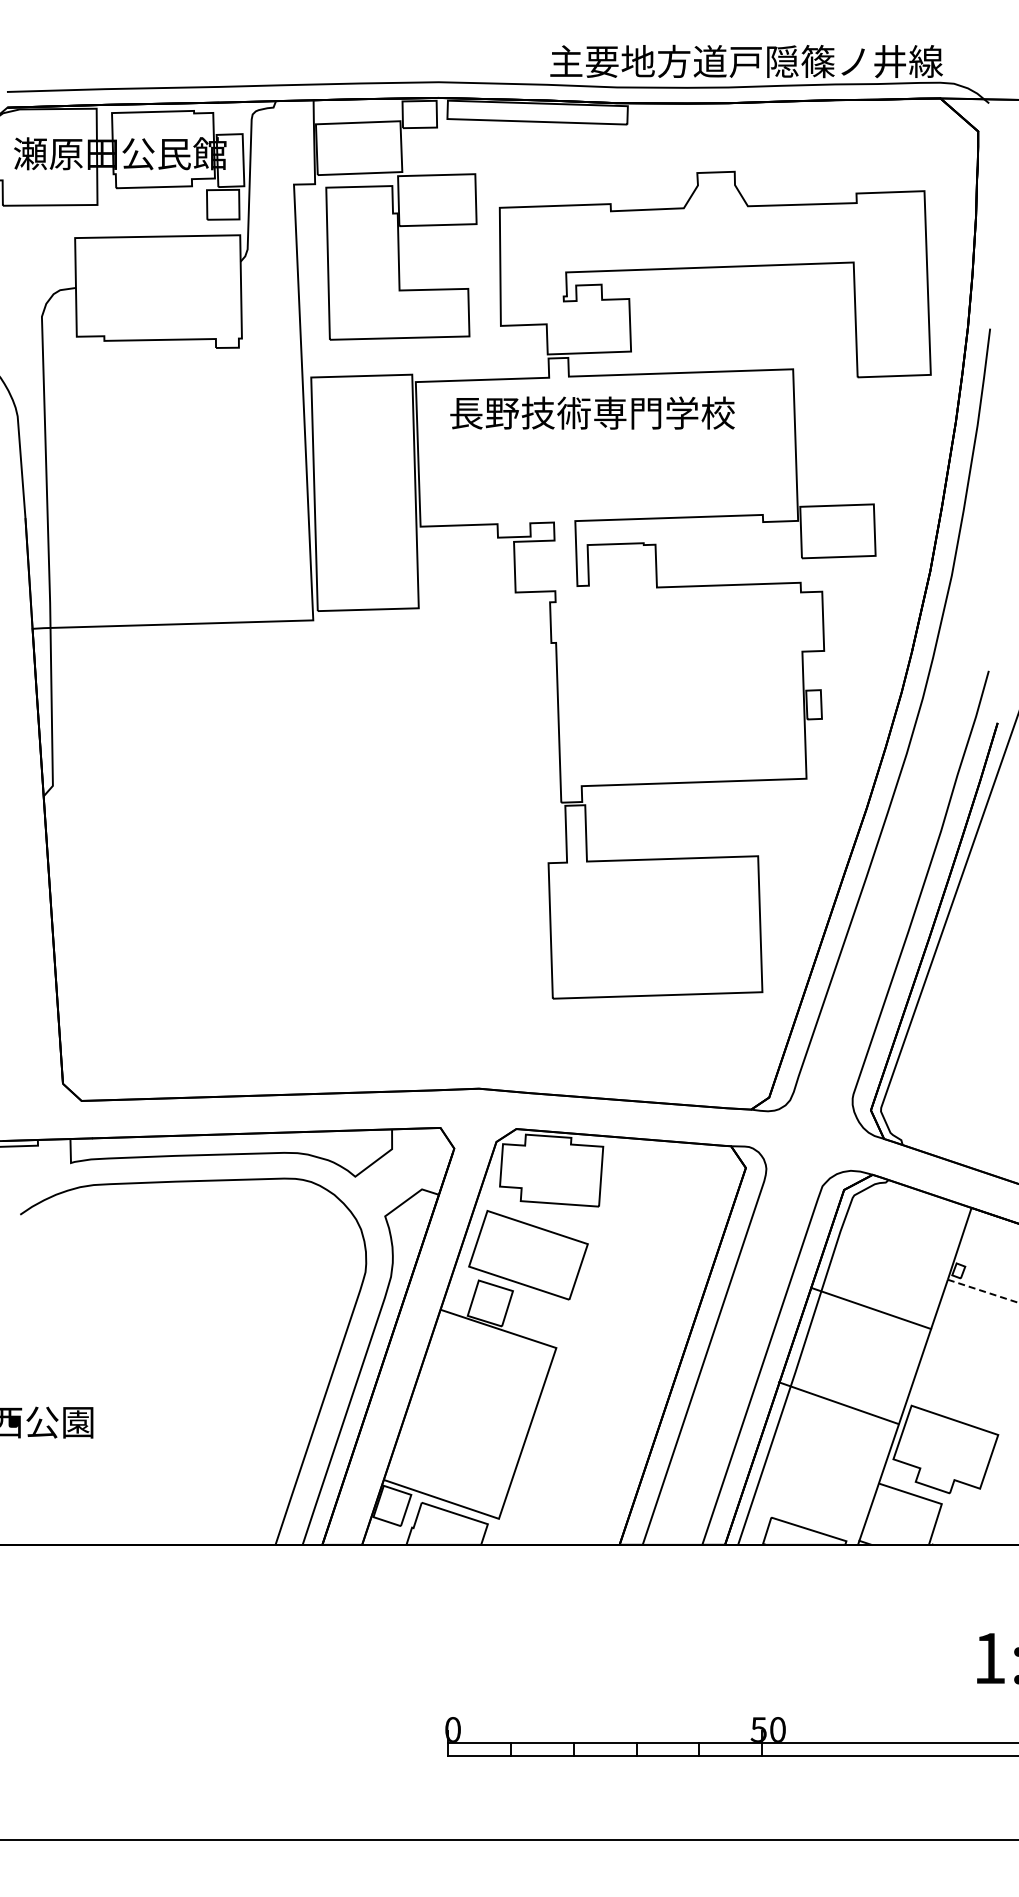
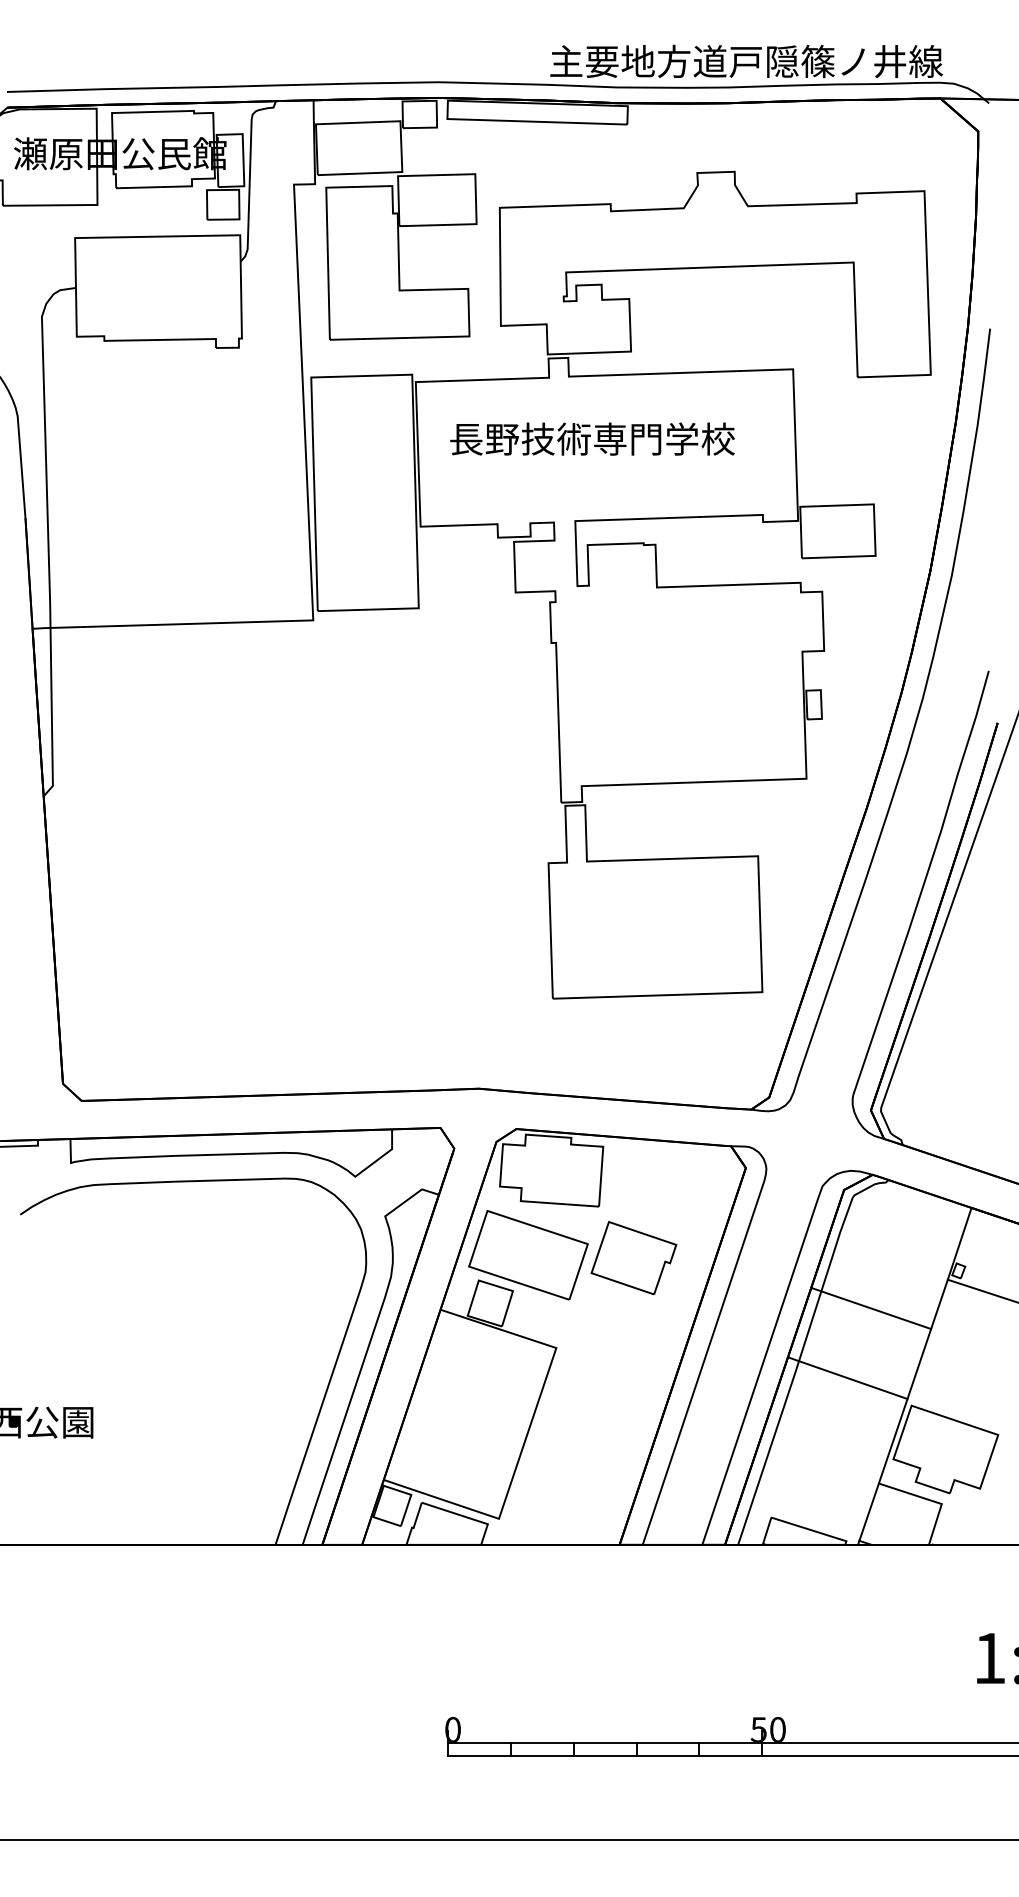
text position: (592, 412) -> (592, 438) (592, 438)
part: none -> present (633, 1258)
line: dashed -> solid (983, 1291)
line position: (838, 1403) -> (847, 1378) (847, 1378)
